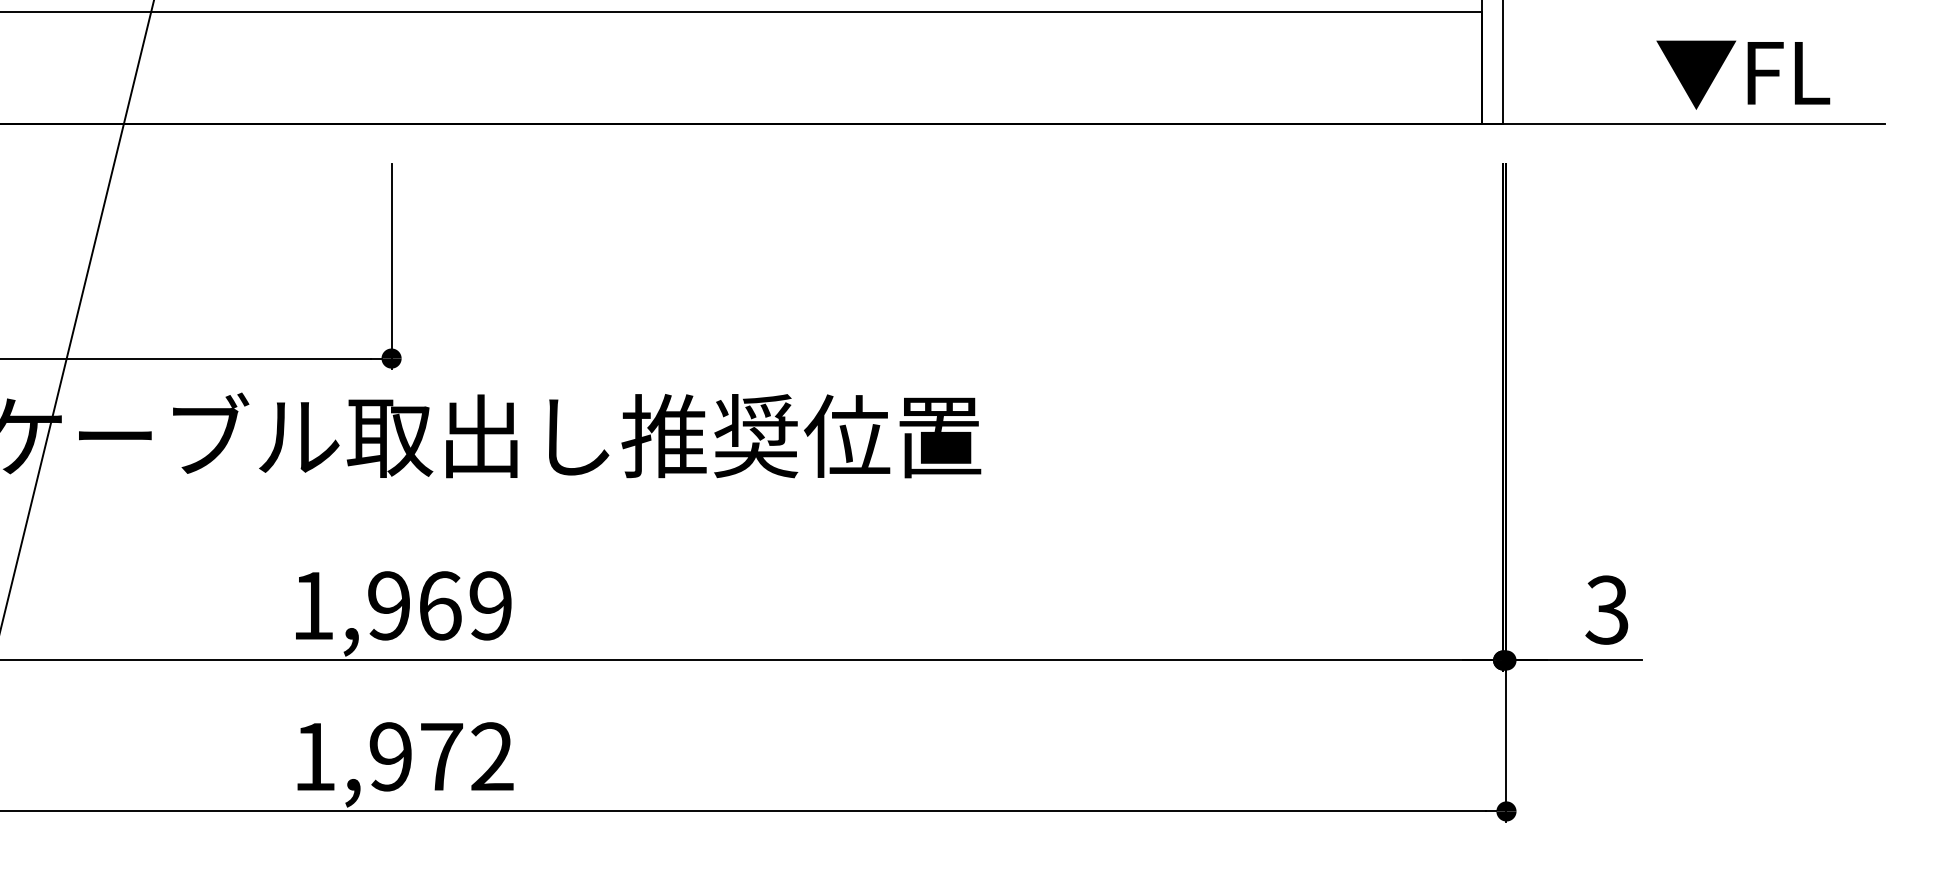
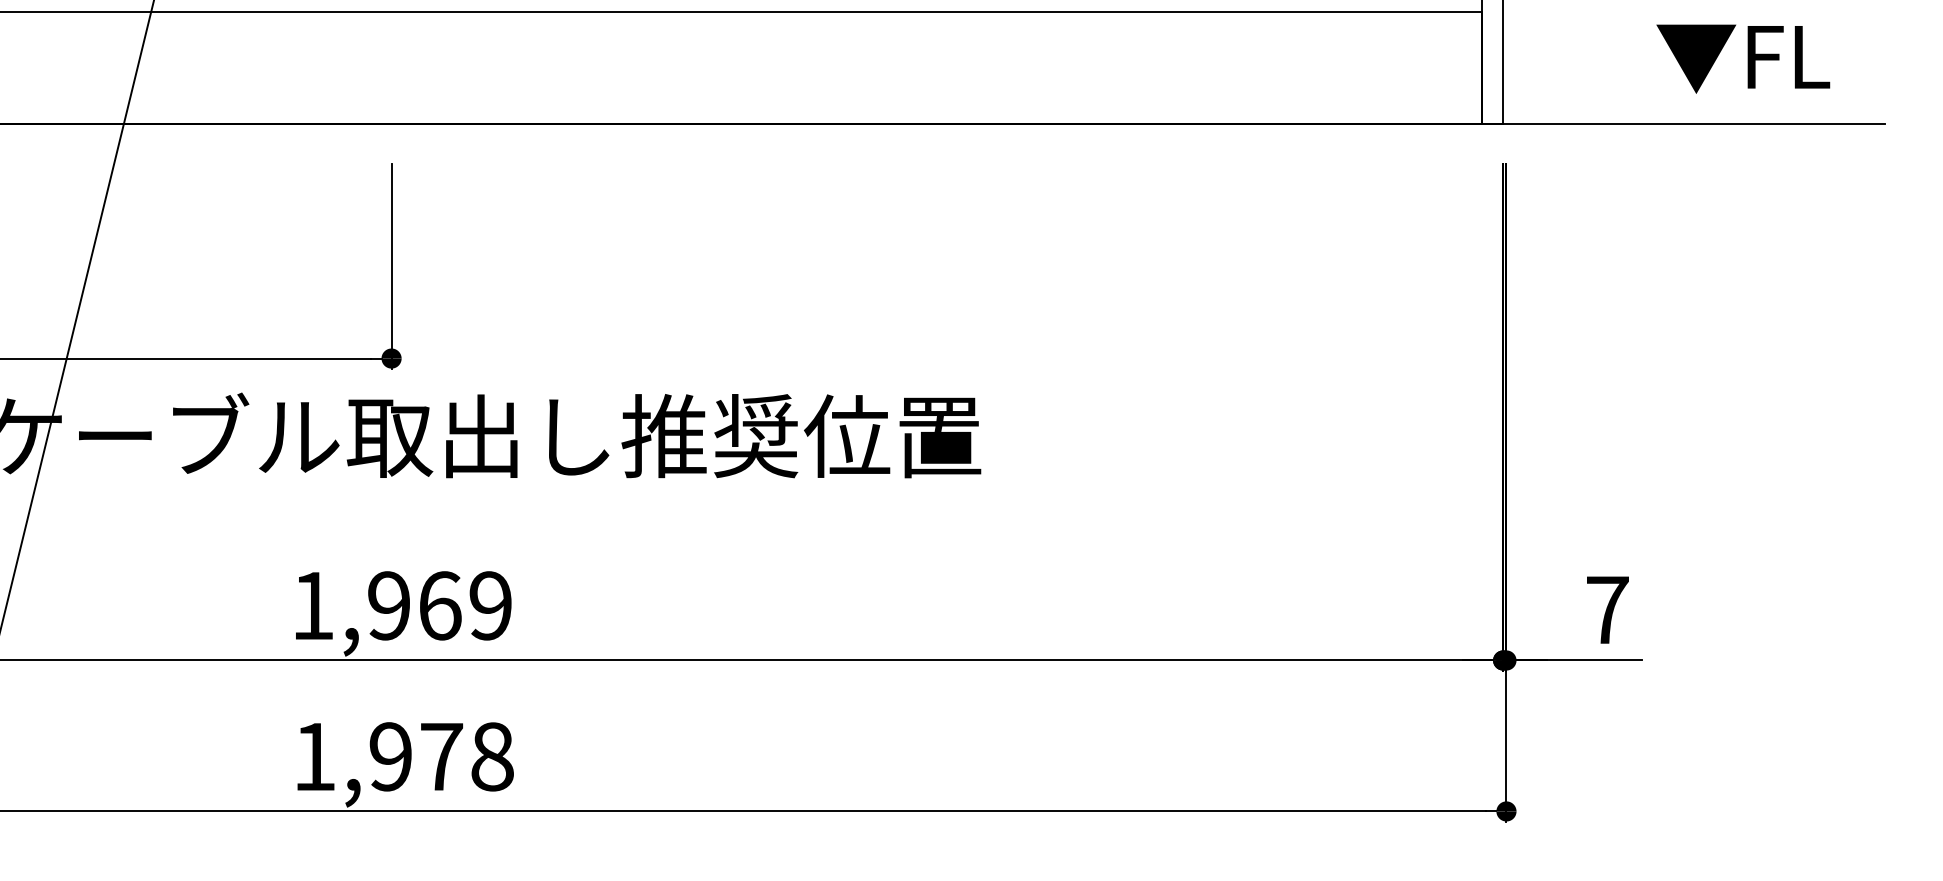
text position: (1743, 74) -> (1743, 58) (1743, 58)
text: 3 -> 7 (1606, 609)
text: 1,972 -> 1,978 (492, 756)
